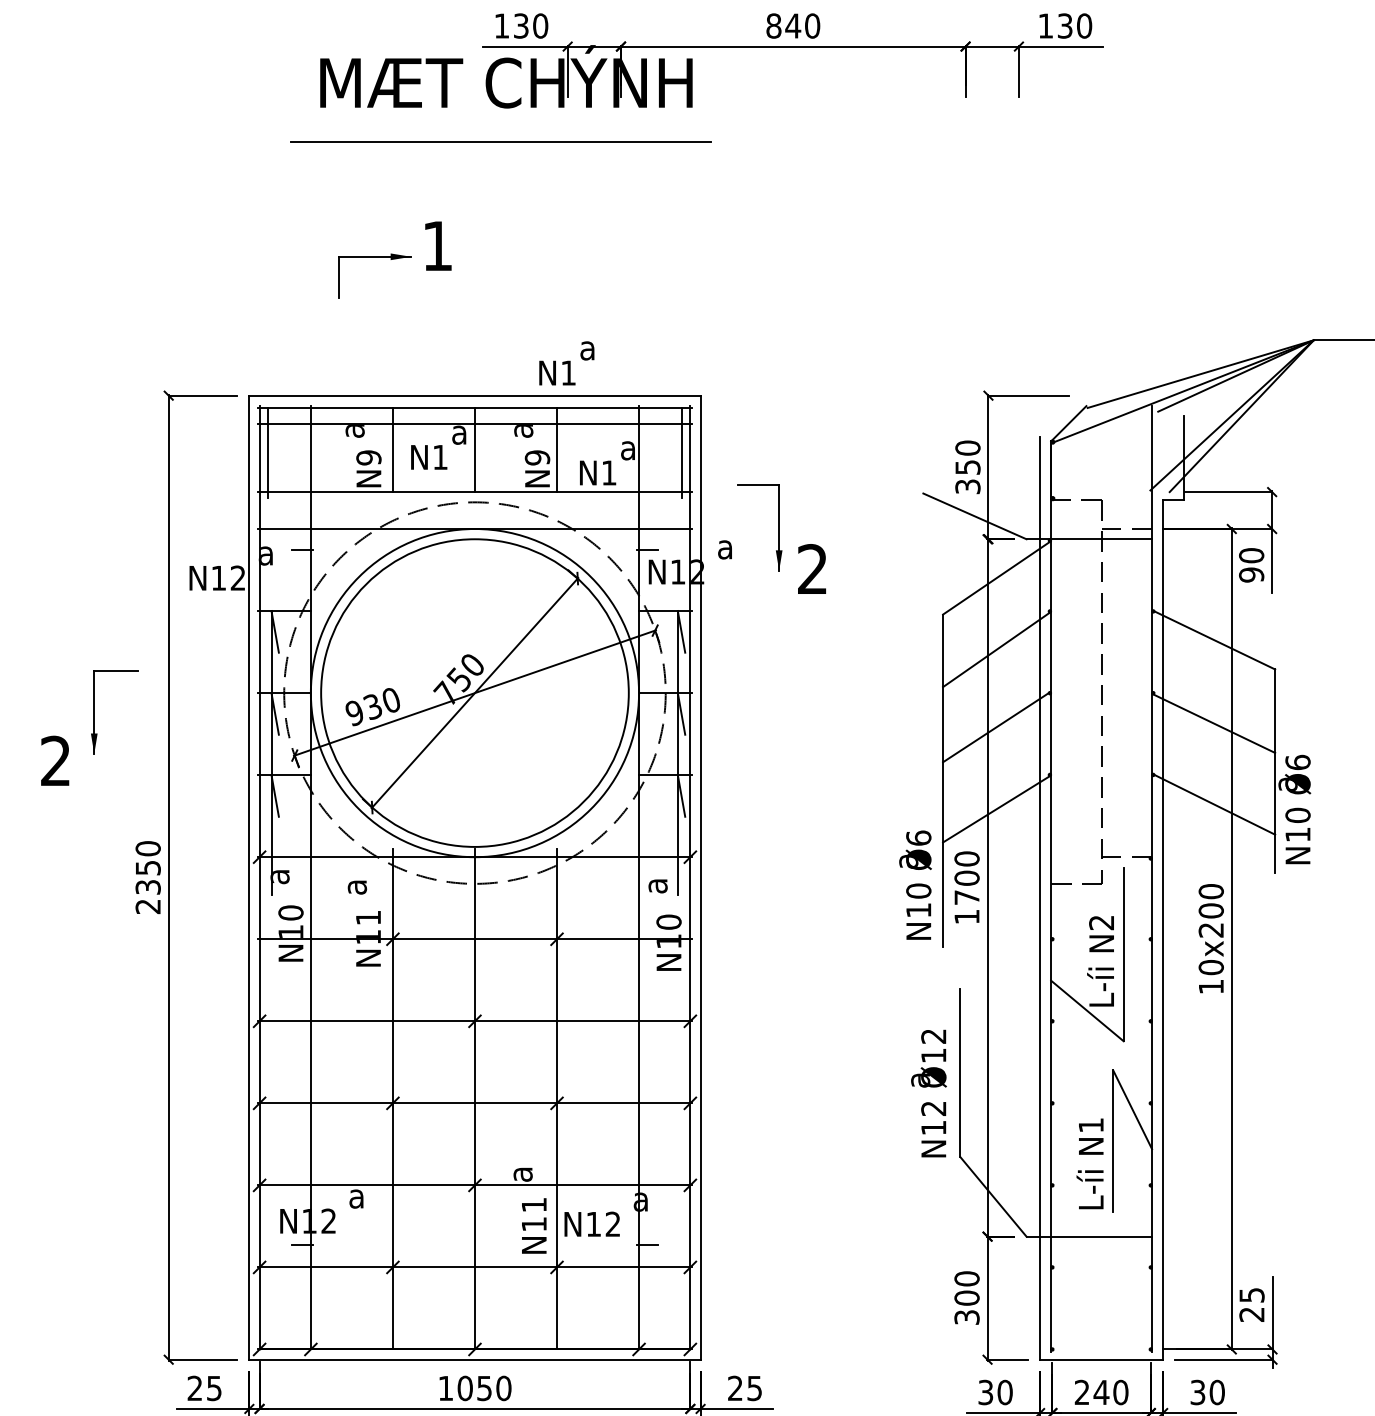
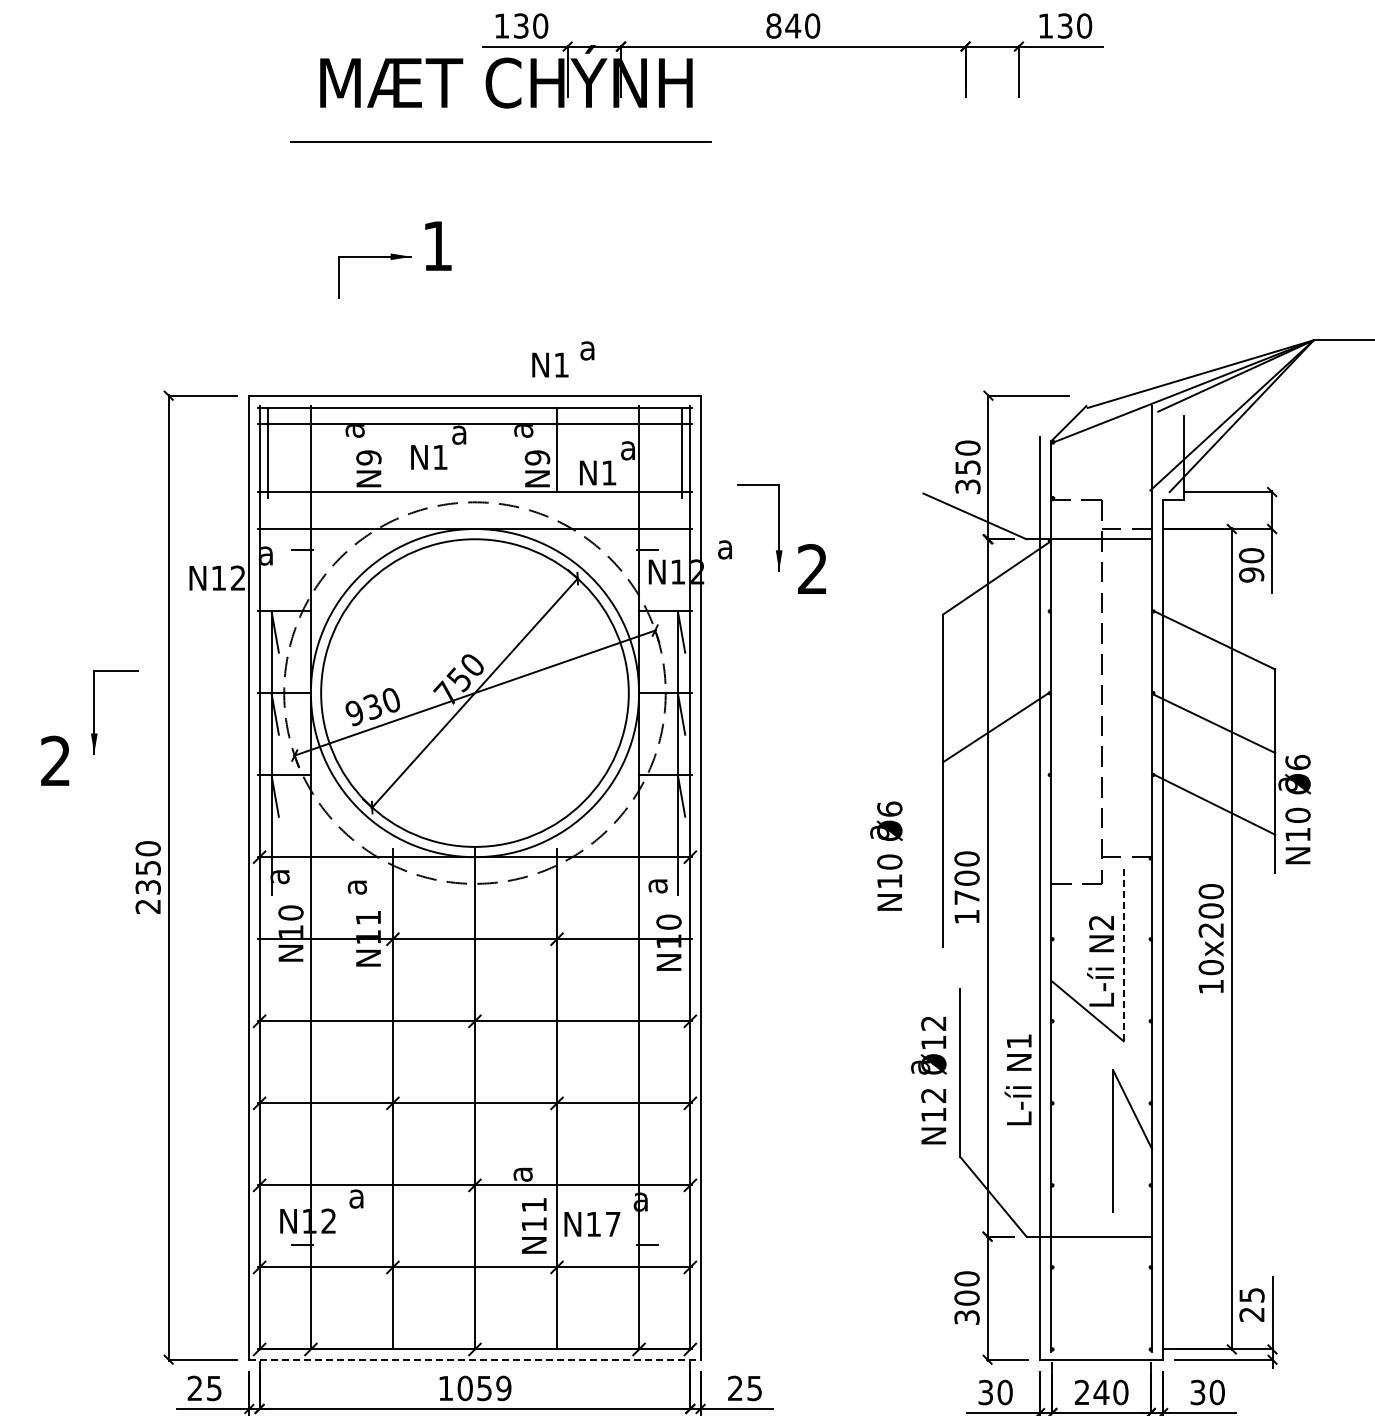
text position: (557, 372) -> (550, 364) (550, 364)
line: present -> none (393, 449)
line: present -> none (474, 449)
line: present -> none (996, 649)
line: present -> none (996, 809)
text position: (915, 884) -> (886, 855) (886, 855)
line: solid -> dashed (1123, 954)
text position: (928, 1093) -> (928, 1080) (928, 1080)
text position: (1089, 1163) -> (1017, 1079) (1017, 1079)
text: N12 -> N17 (612, 1223)
line: solid -> dashed (474, 1359)
text: 1050 -> 1059 (503, 1388)
